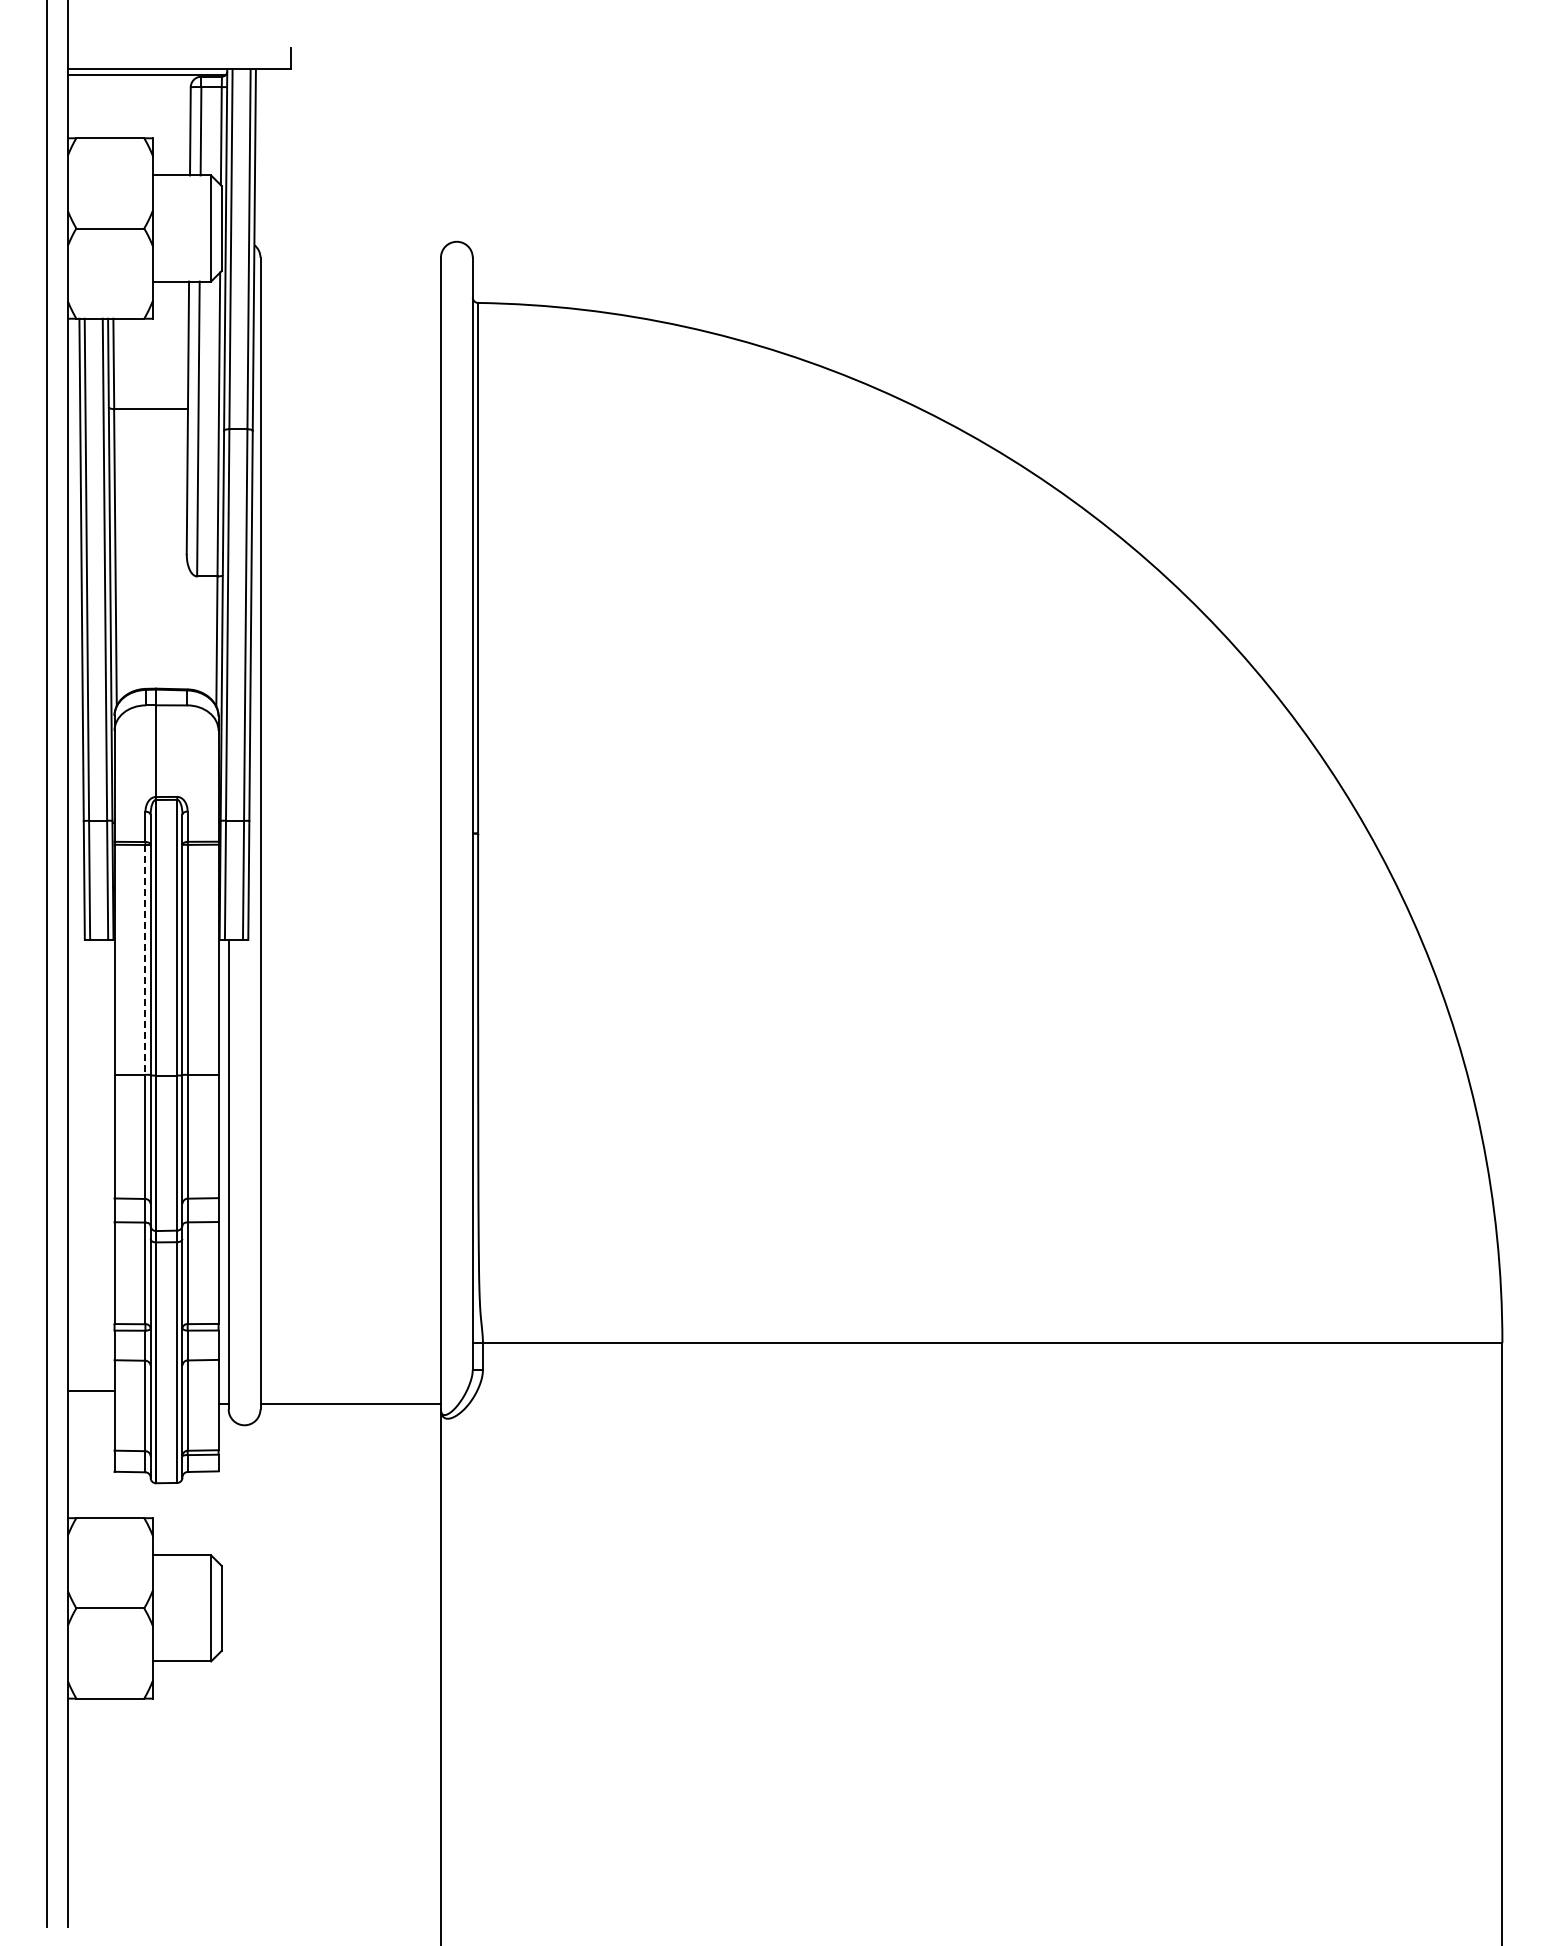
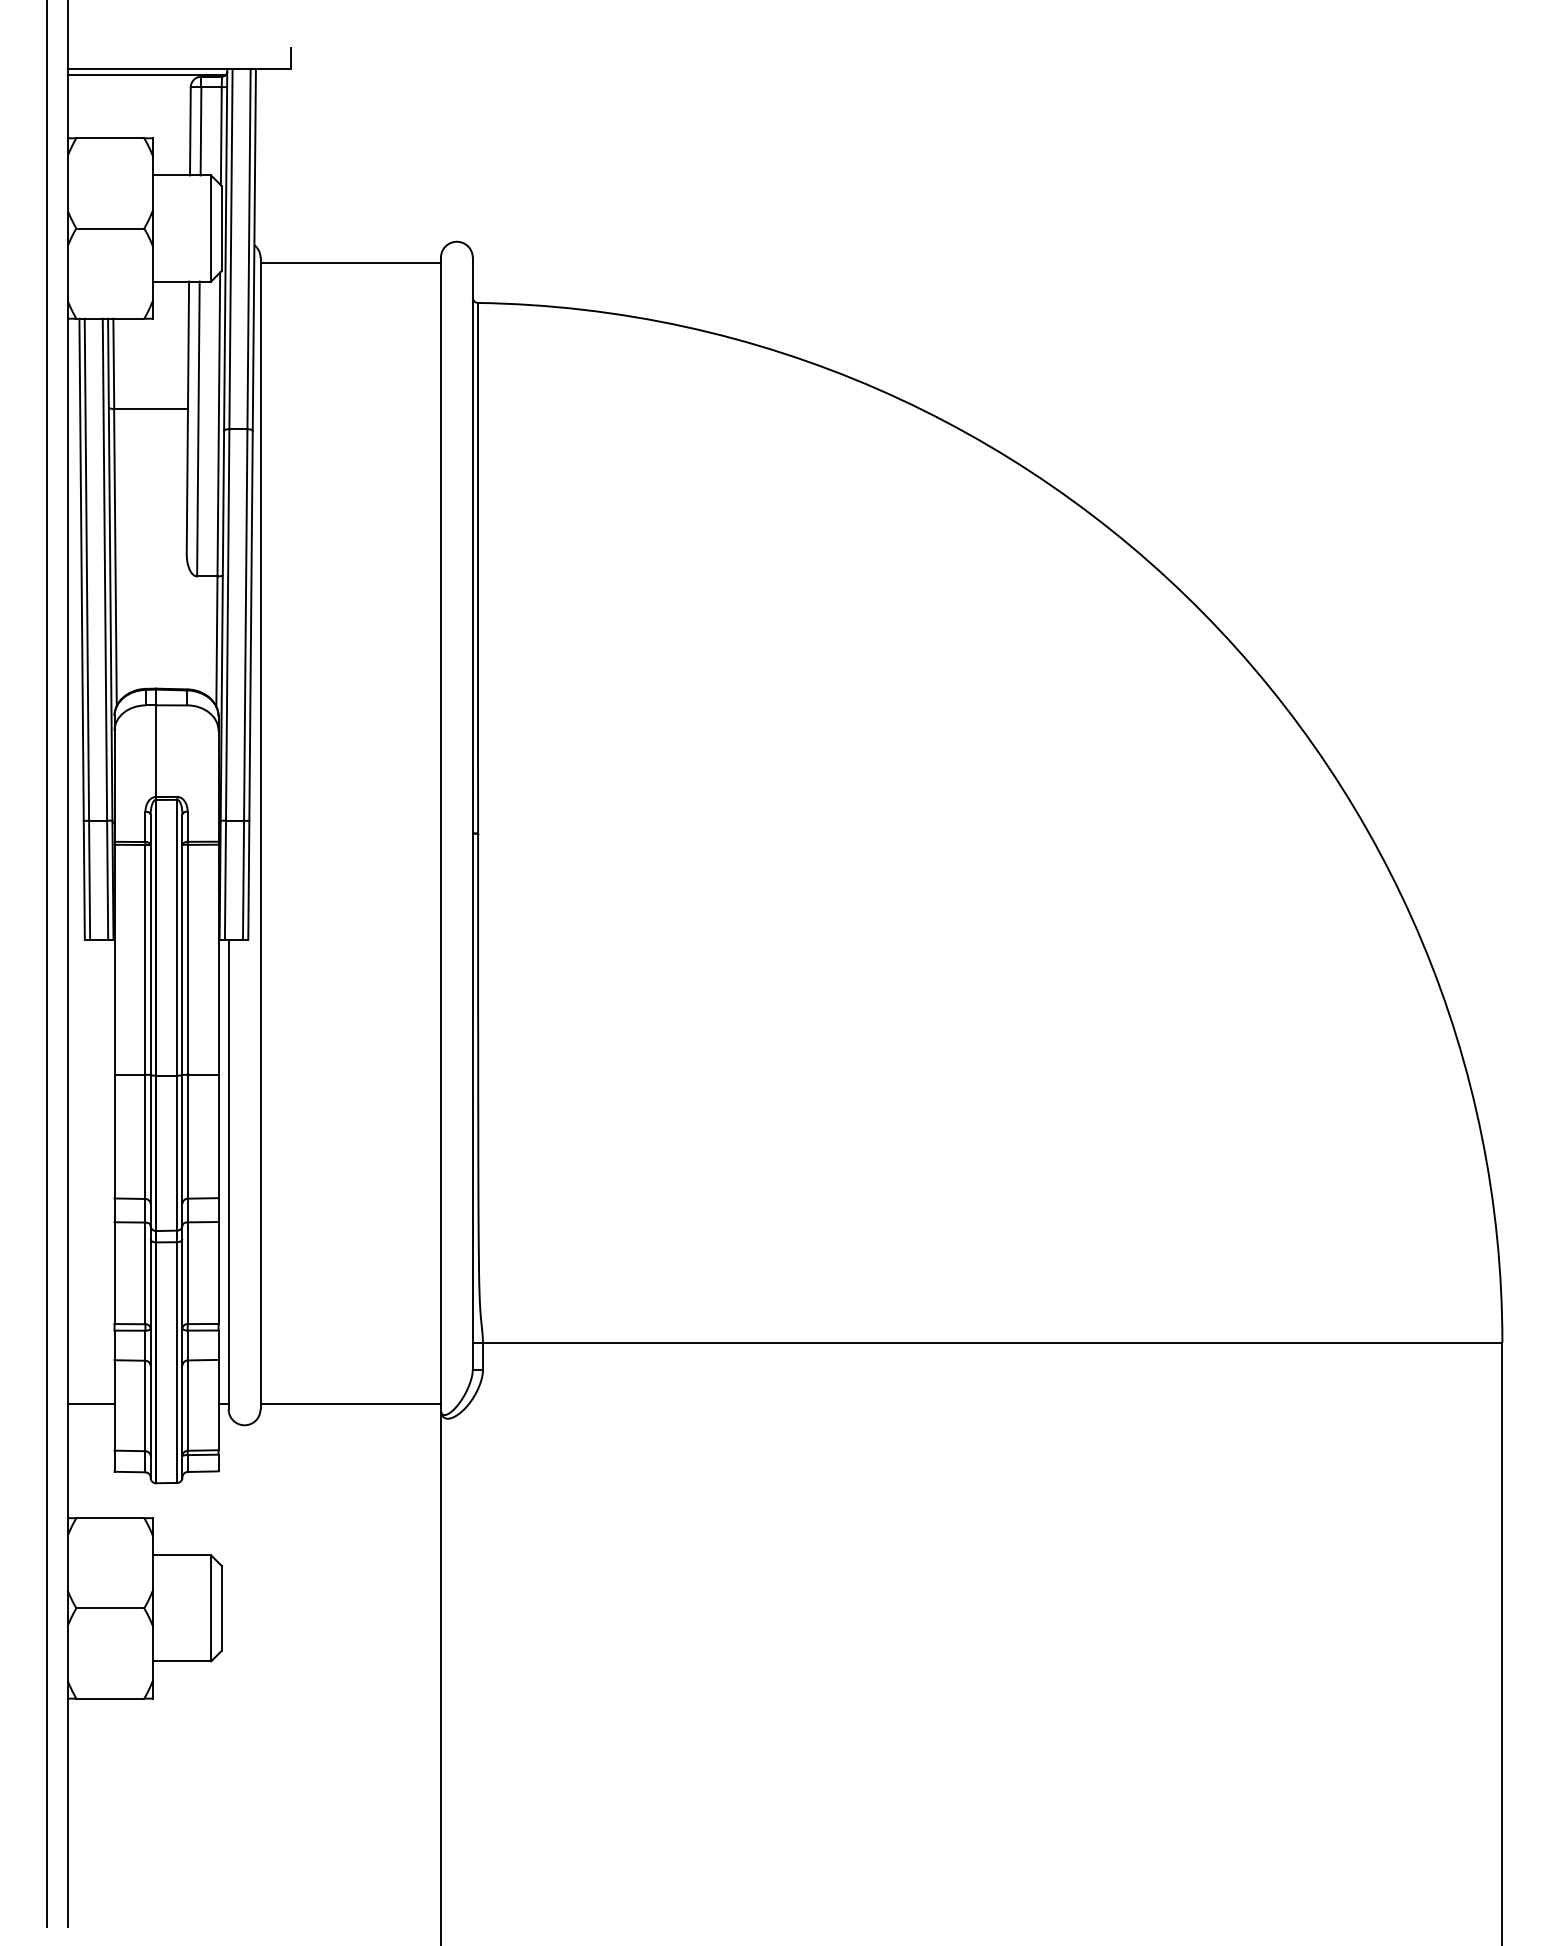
line: none -> present (350, 263)
line: dashed -> solid (145, 959)
line position: (90, 1391) -> (90, 1404) (90, 1404)
